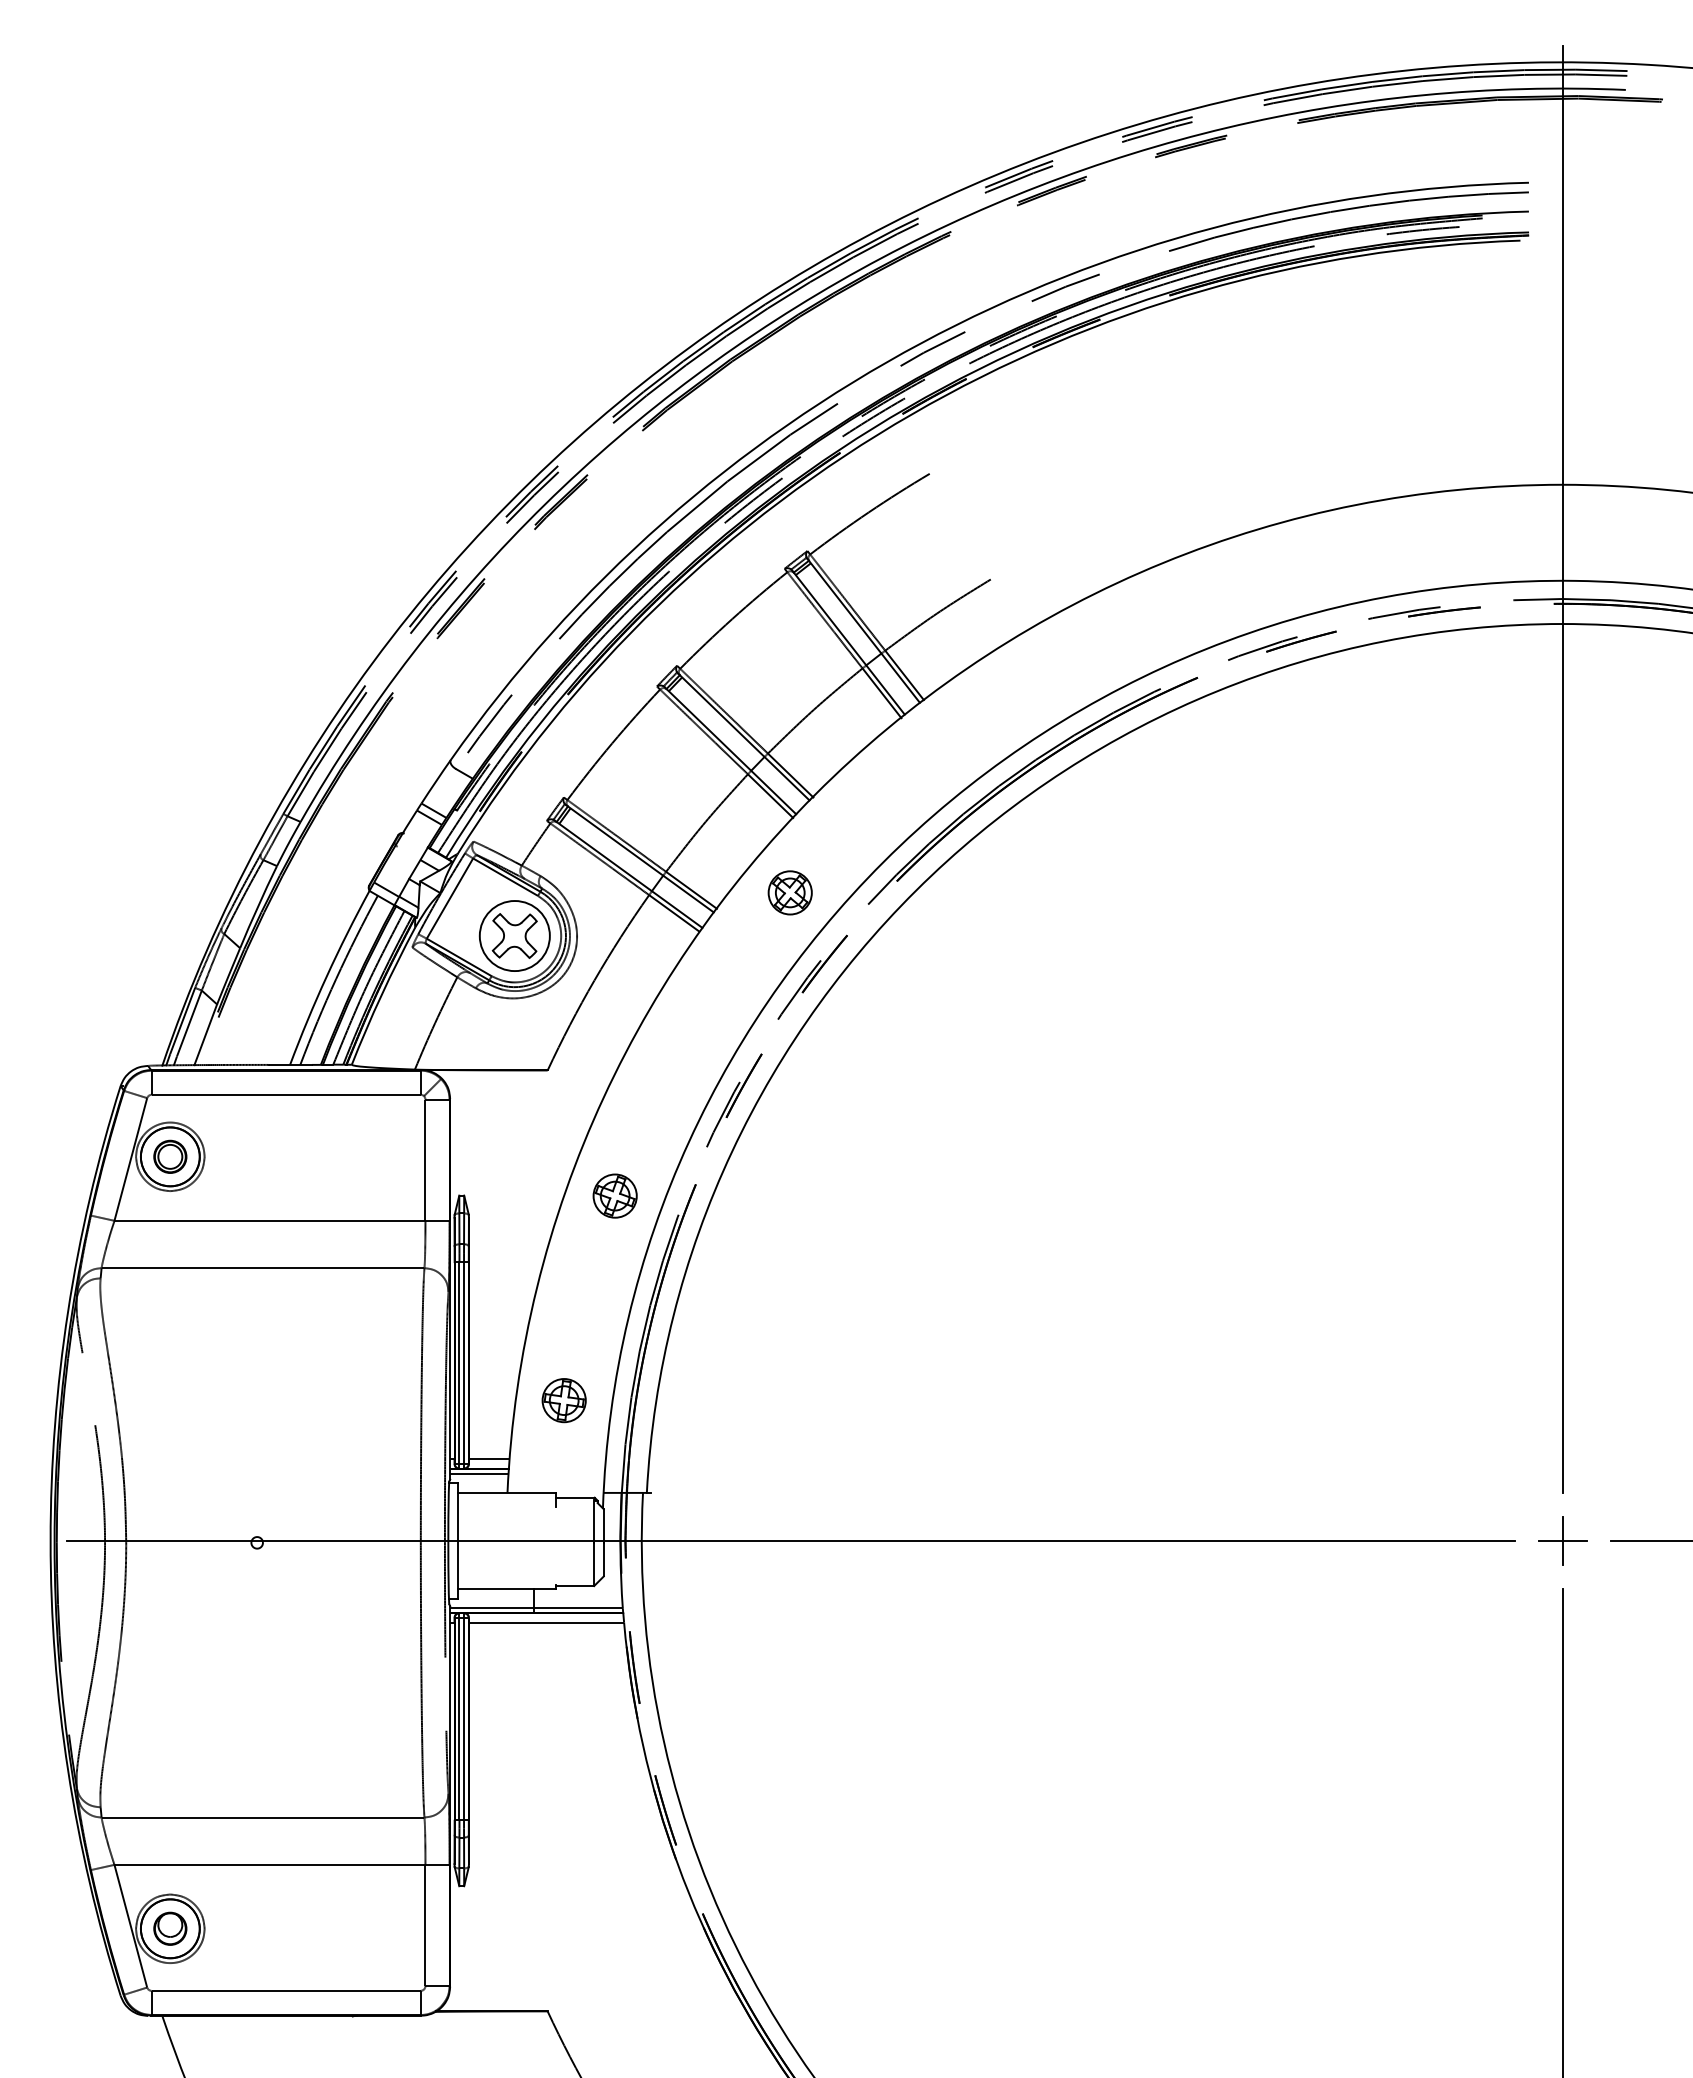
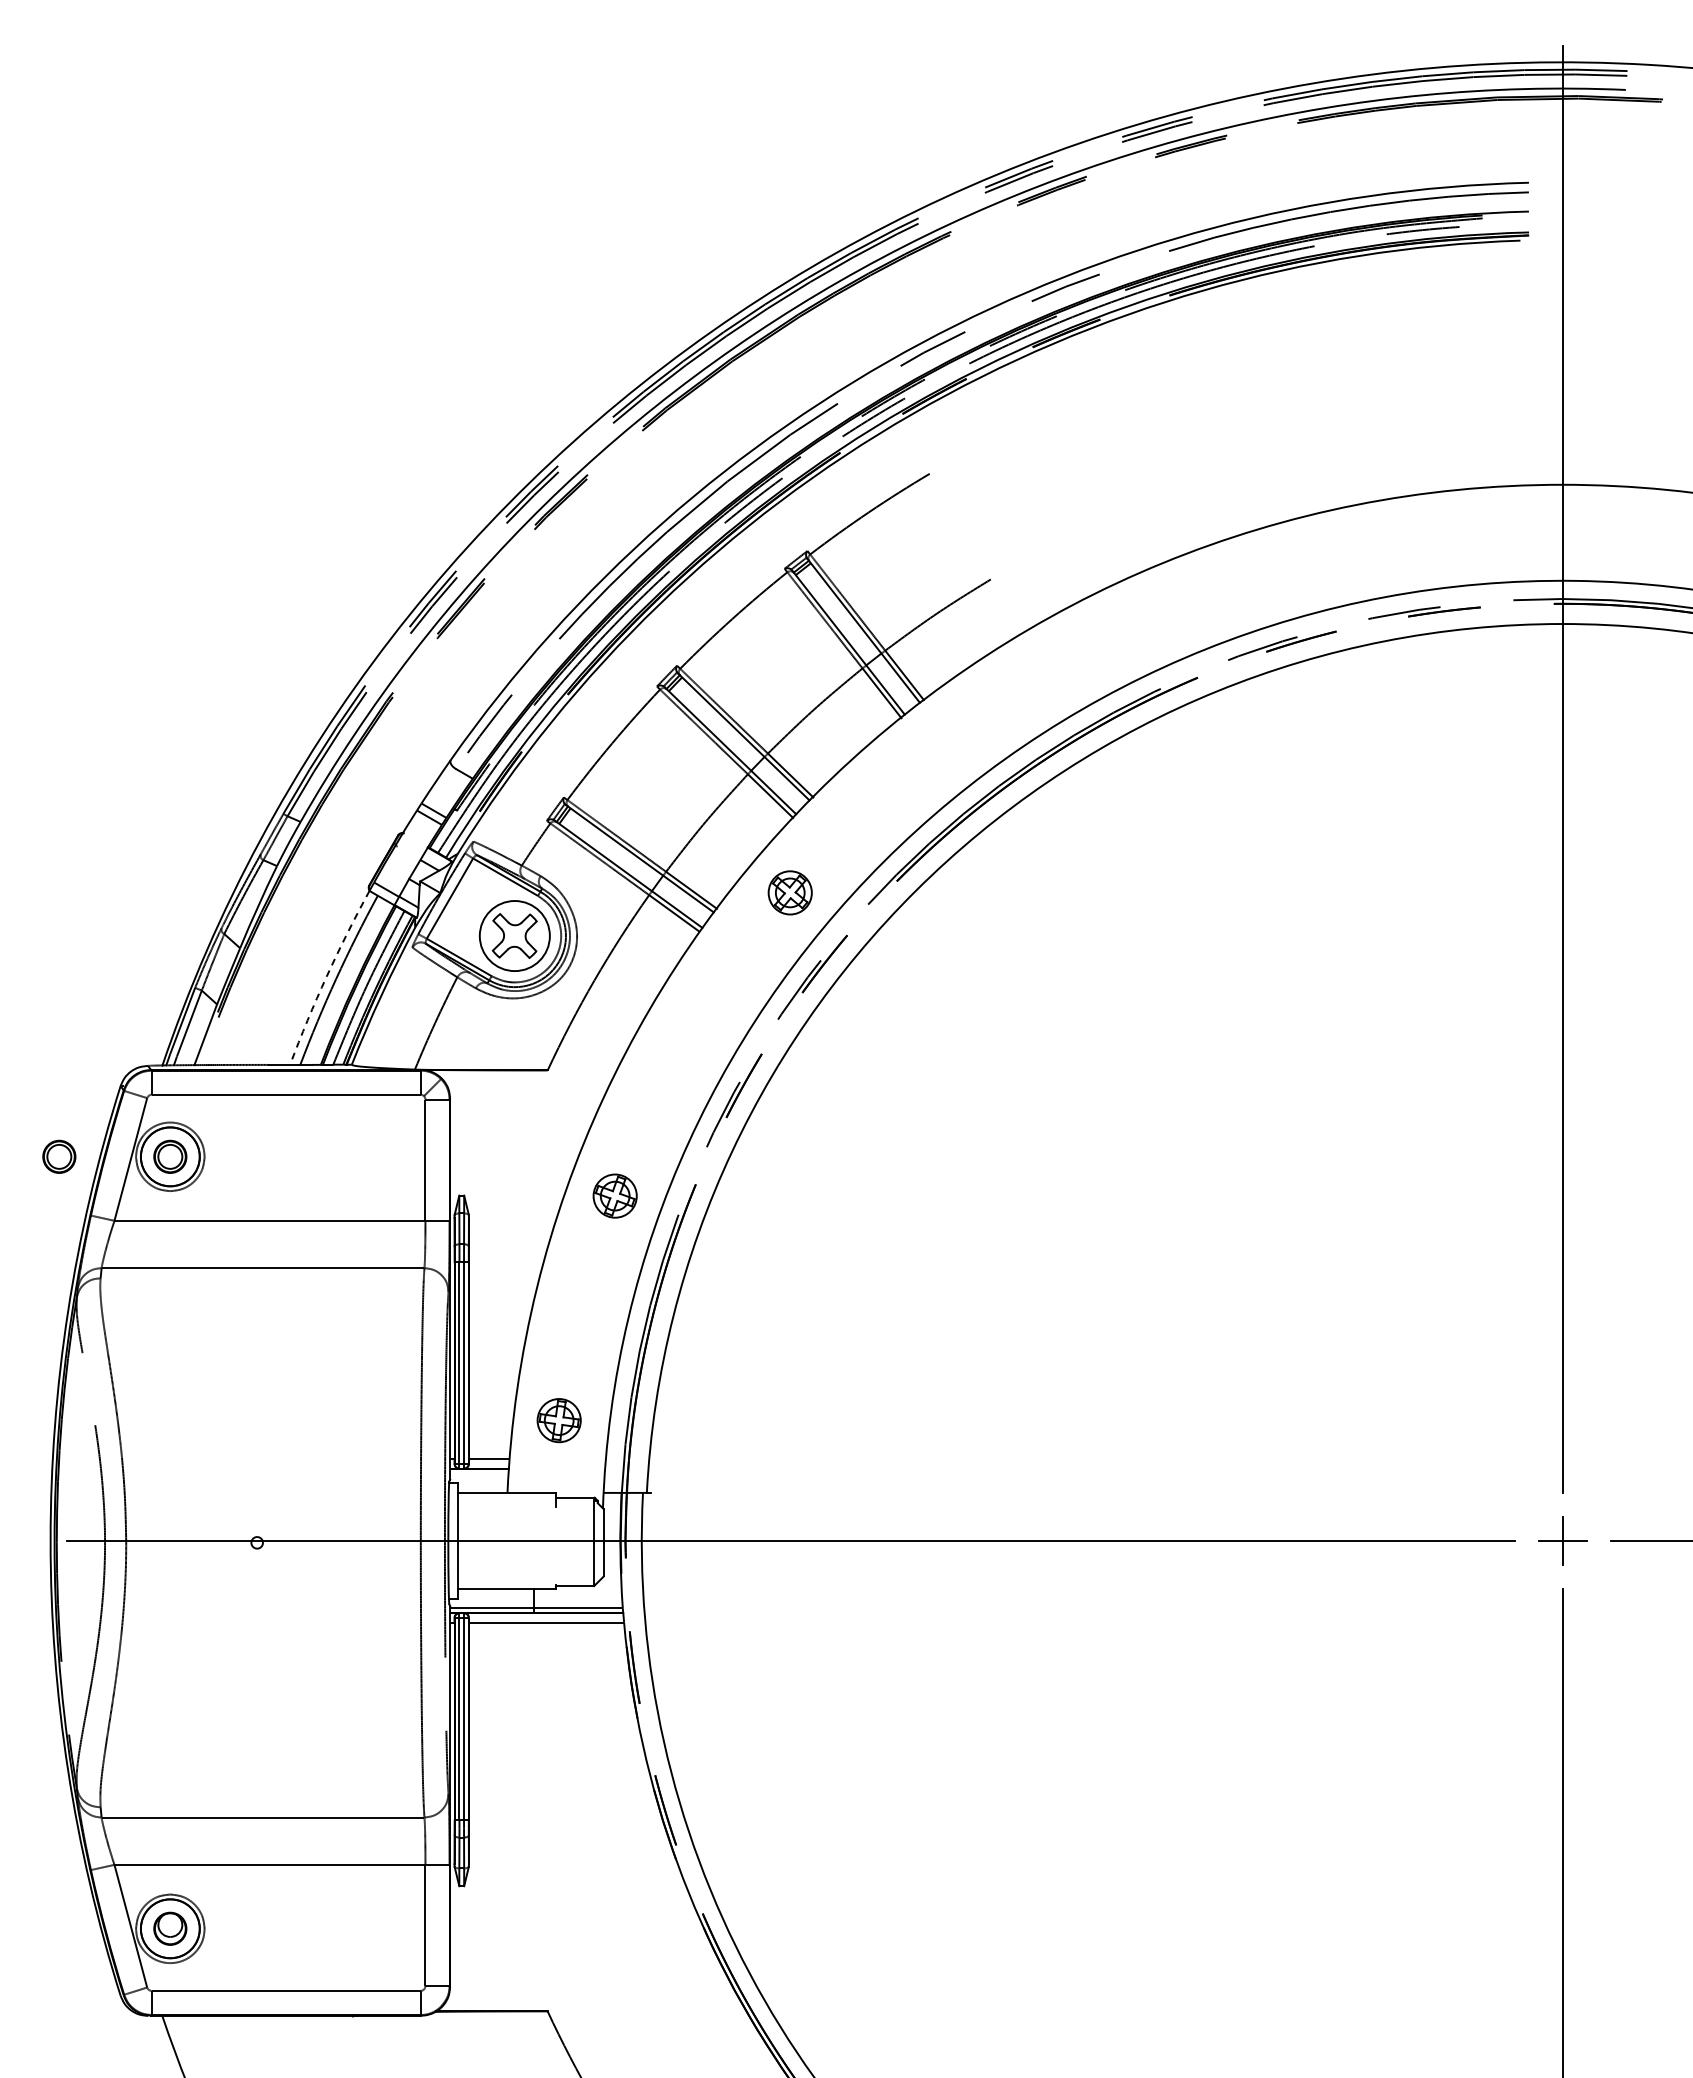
arc: solid -> dashed (326, 976)
part: none -> present (59, 1156)
part position: (563, 1400) -> (558, 1420) (558, 1420)
line: present -> none (479, 1473)
